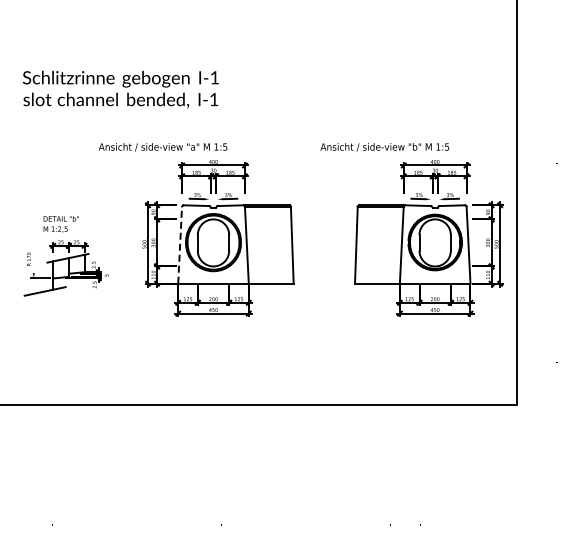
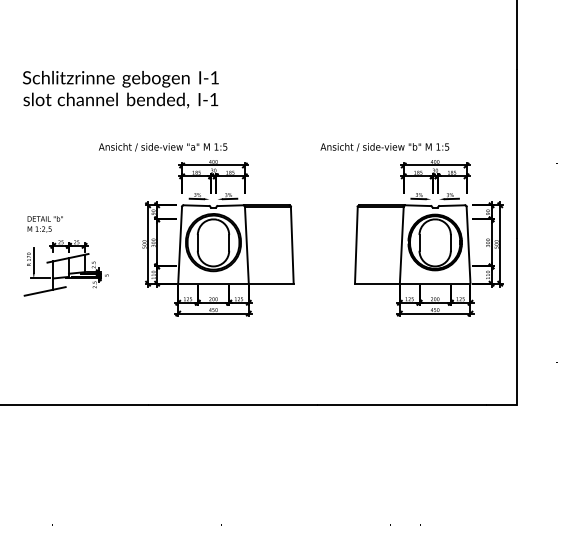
text position: (60, 224) -> (44, 224) (44, 224)
line: dashed -> solid (180, 245)
line: none -> present (33, 260)
